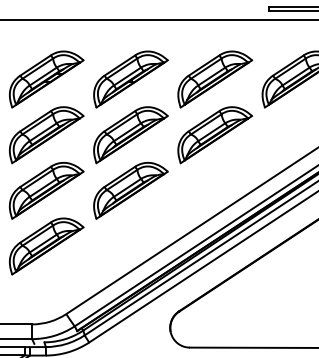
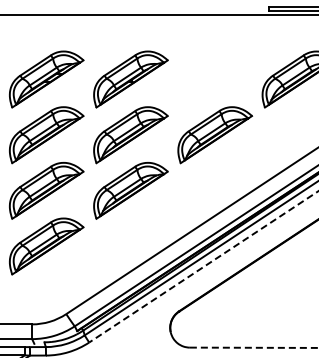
line position: (158, 20) -> (158, 15) (158, 15)
part: present -> none (215, 79)
line: solid -> dashed (203, 267)
line: solid -> dashed (254, 347)
